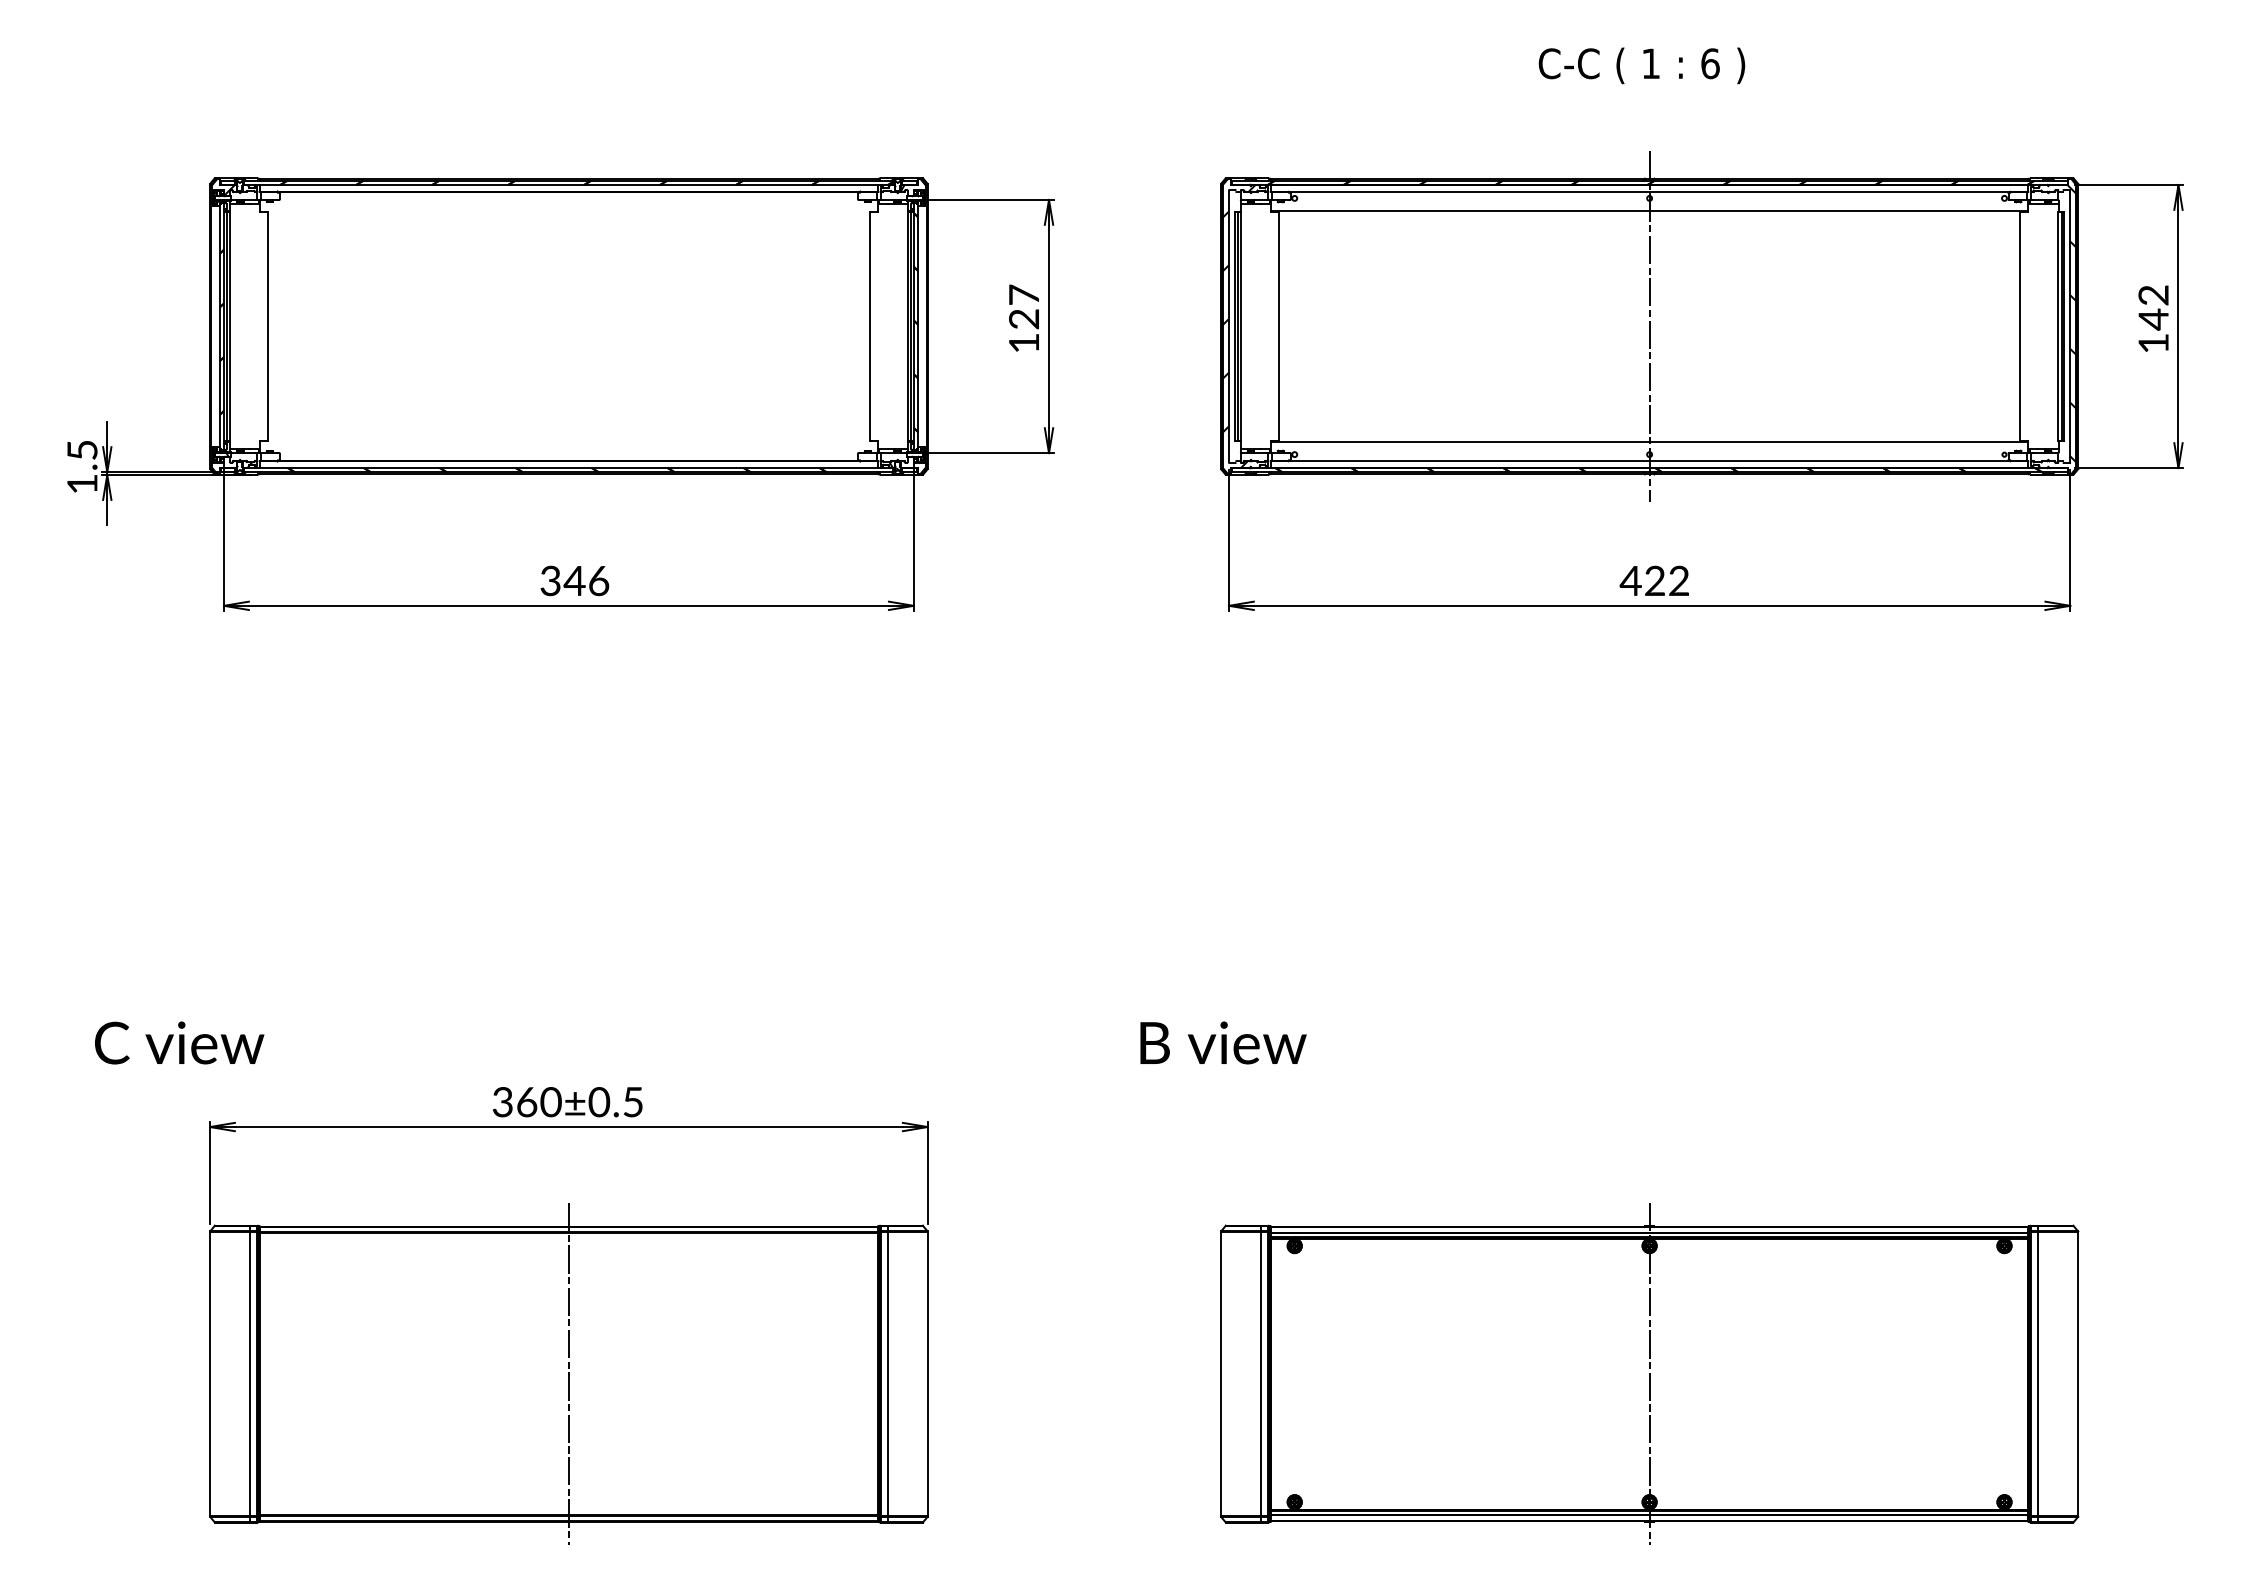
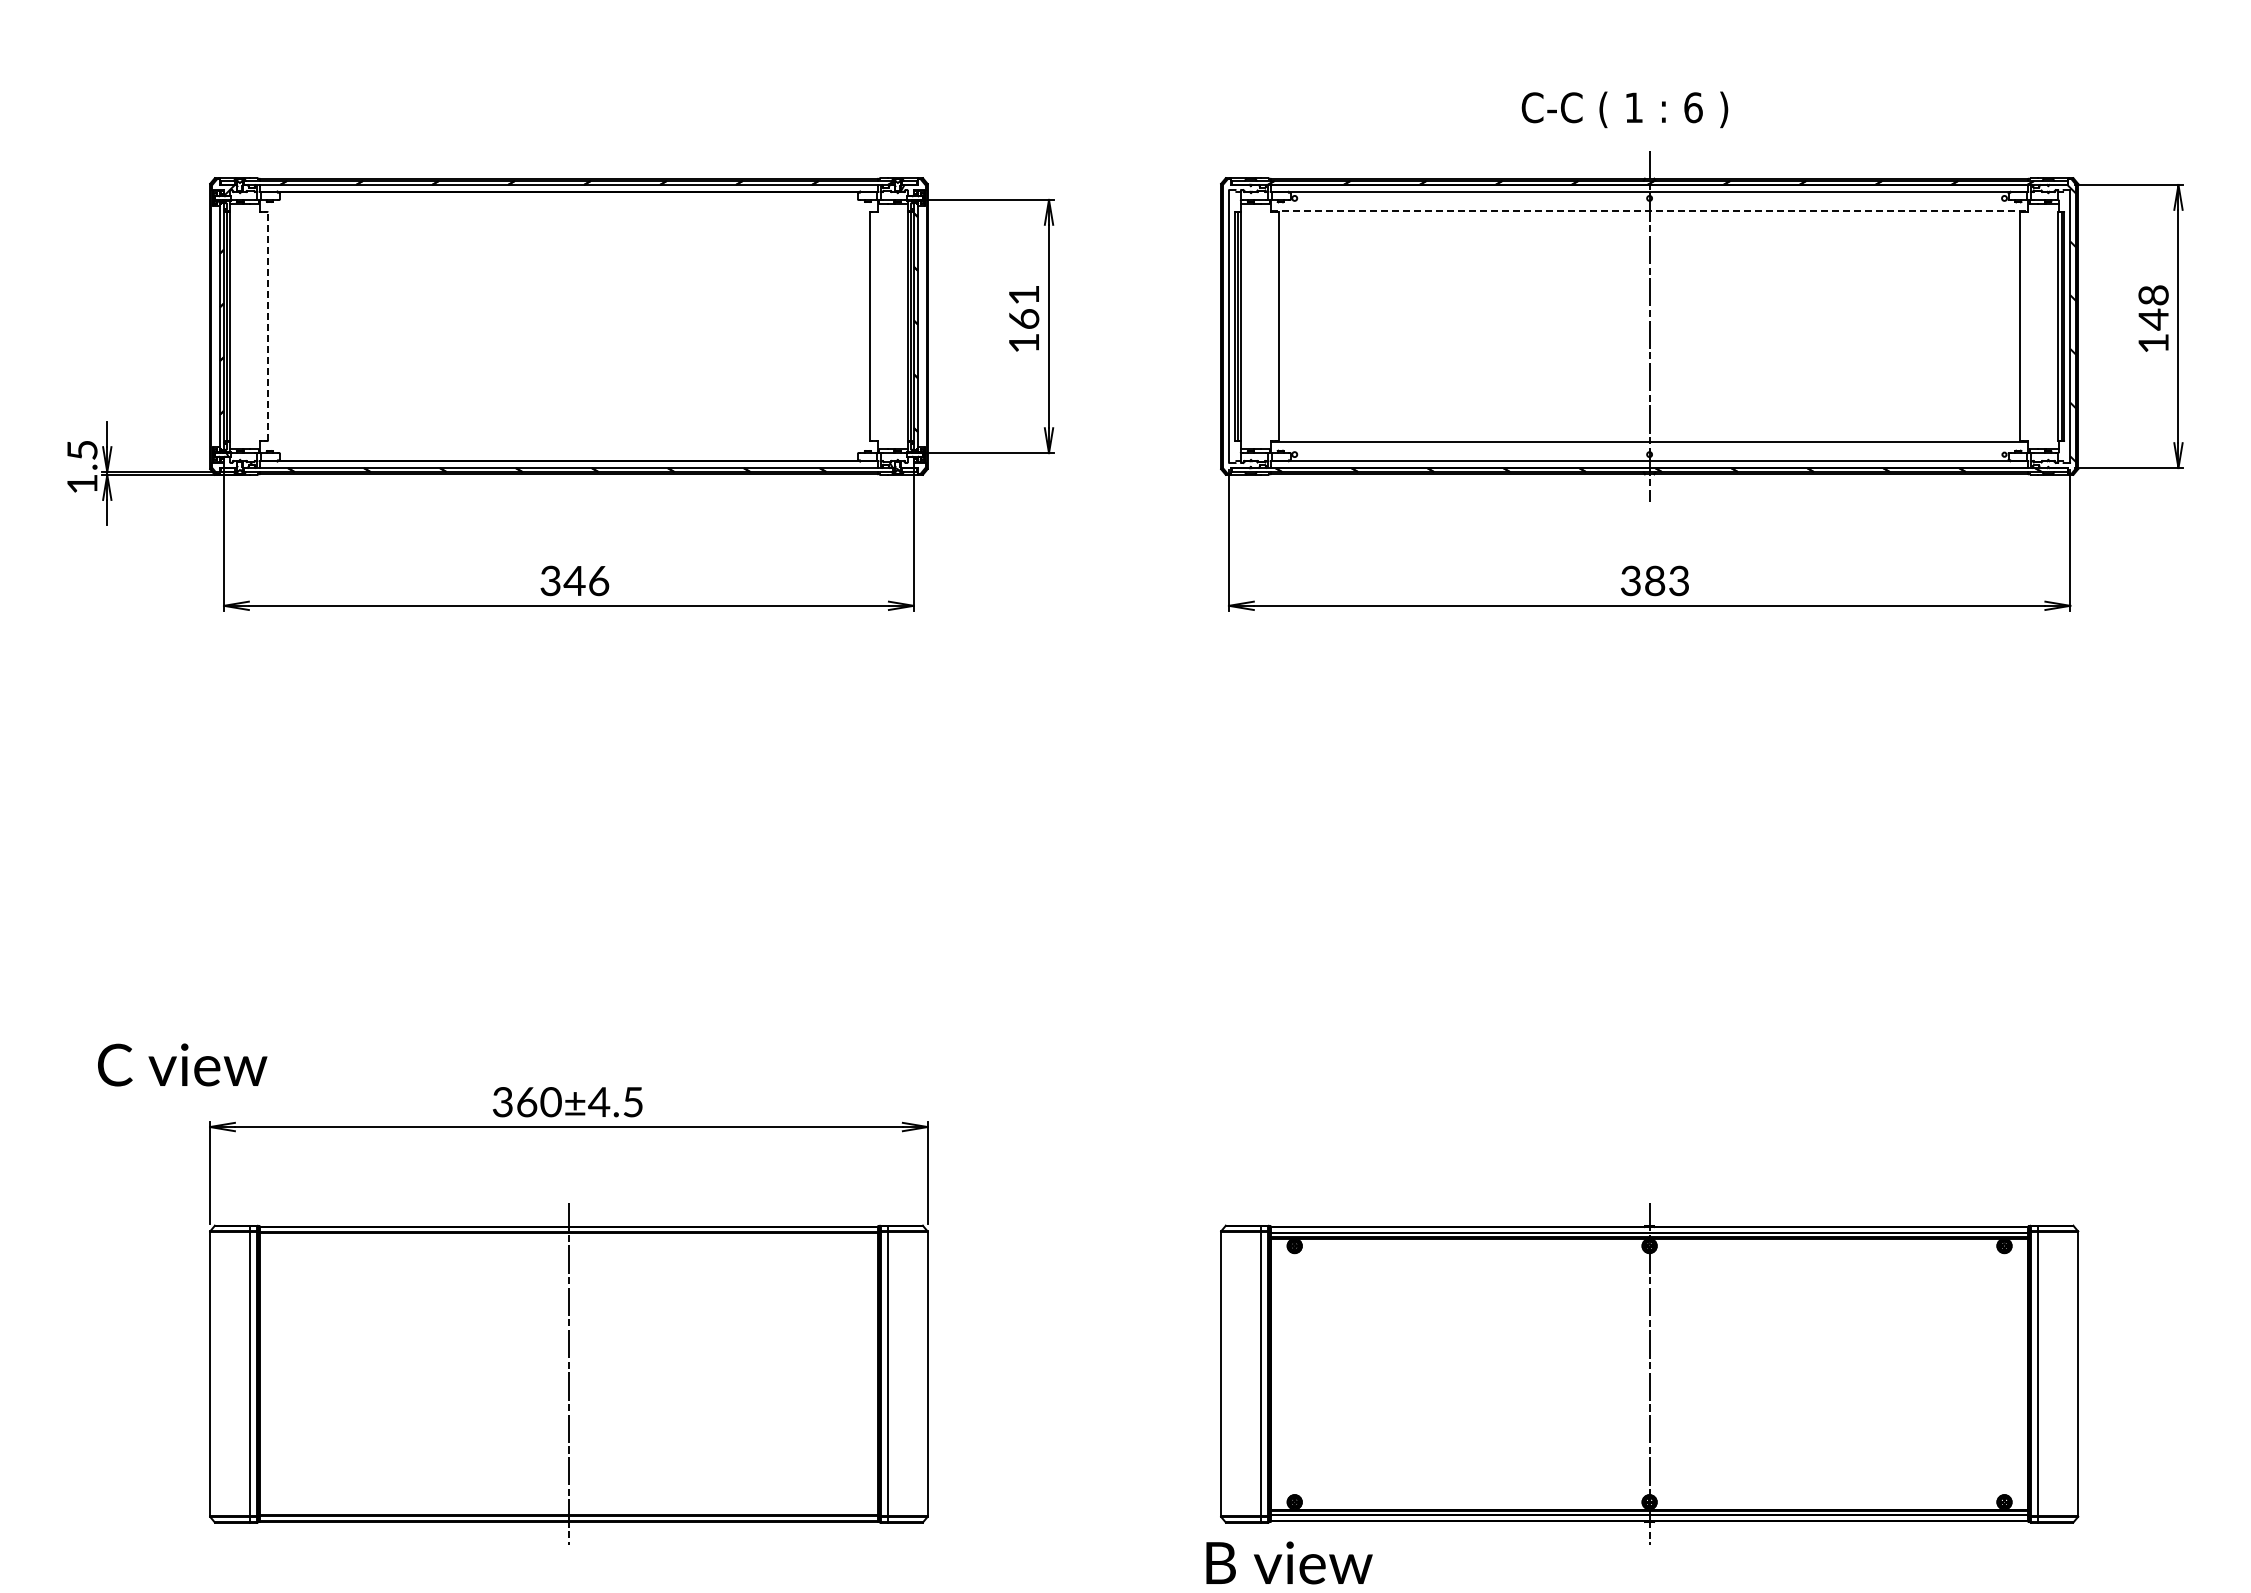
text position: (1641, 65) -> (1624, 109) (1624, 109)
line: solid -> dashed (1649, 211)
text: 142 -> 148 (2153, 295)
text: 127 -> 161 (1024, 306)
line: solid -> dashed (267, 326)
hatch: present -> none (1238, 326)
text: 422 -> 383 (1653, 580)
text position: (179, 1042) -> (182, 1064) (182, 1064)
text position: (1223, 1042) -> (1289, 1562) (1289, 1562)
text: 360±0.5 -> 360±4.5 (599, 1102)
